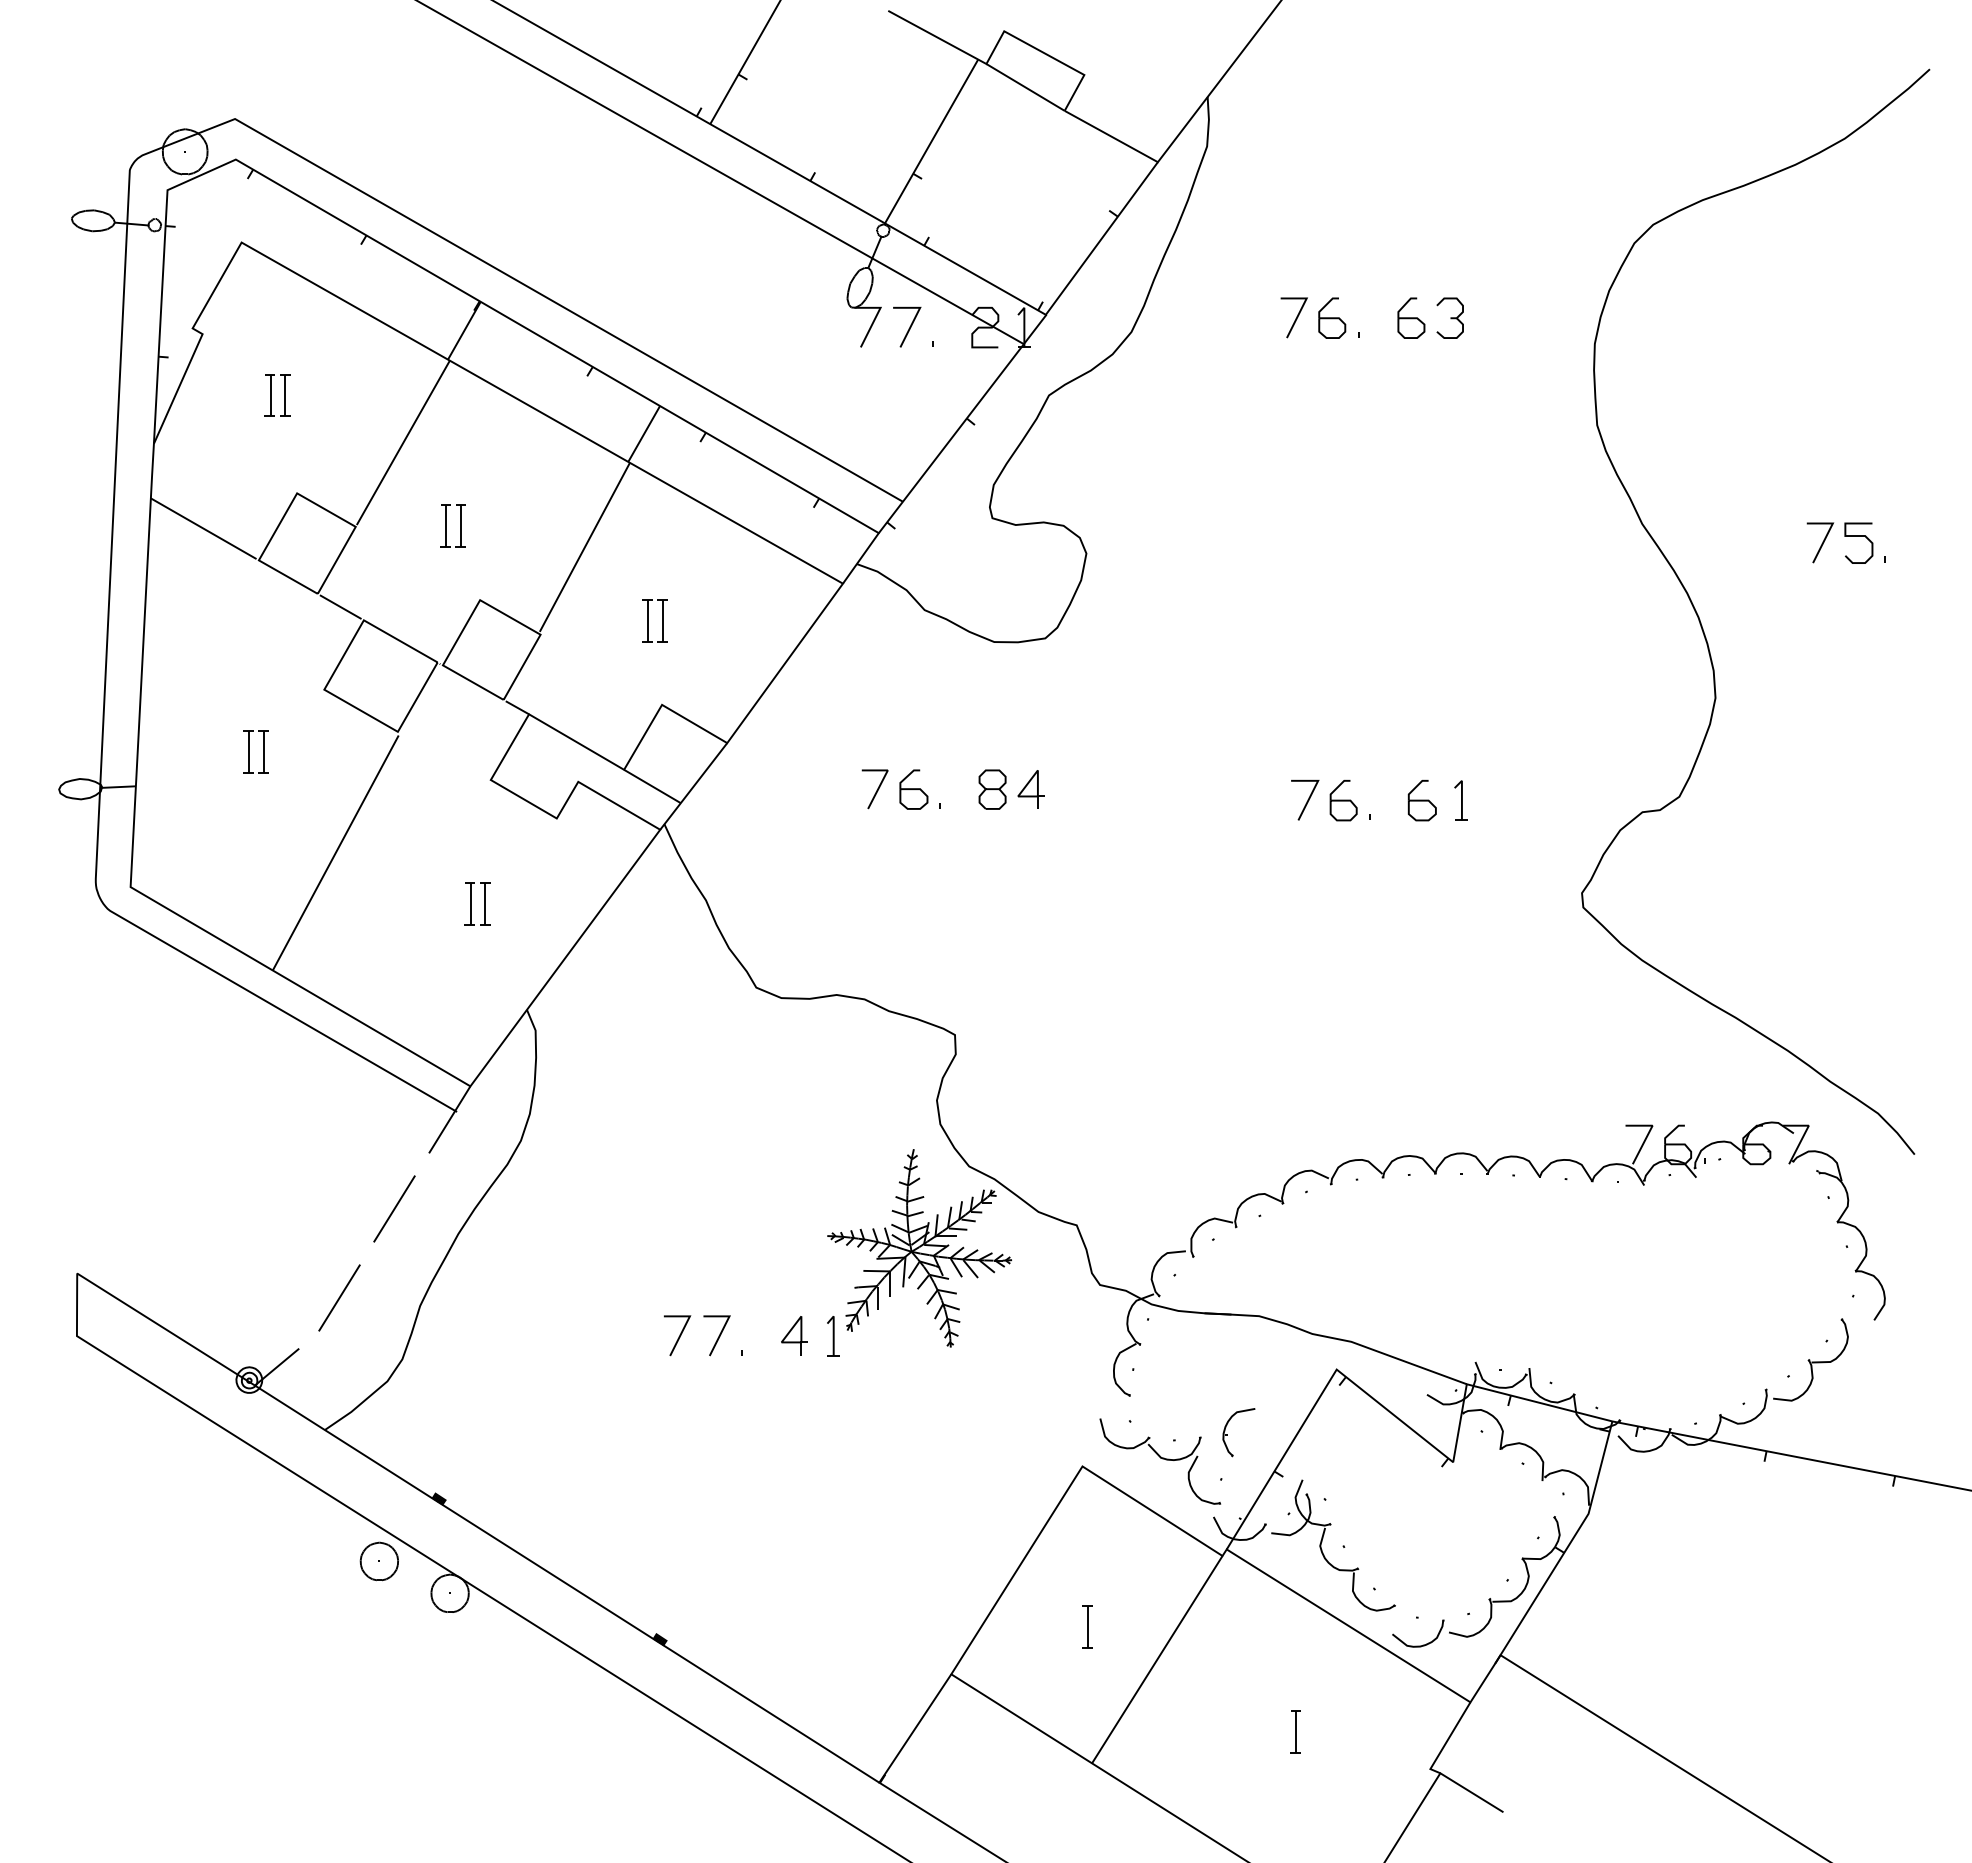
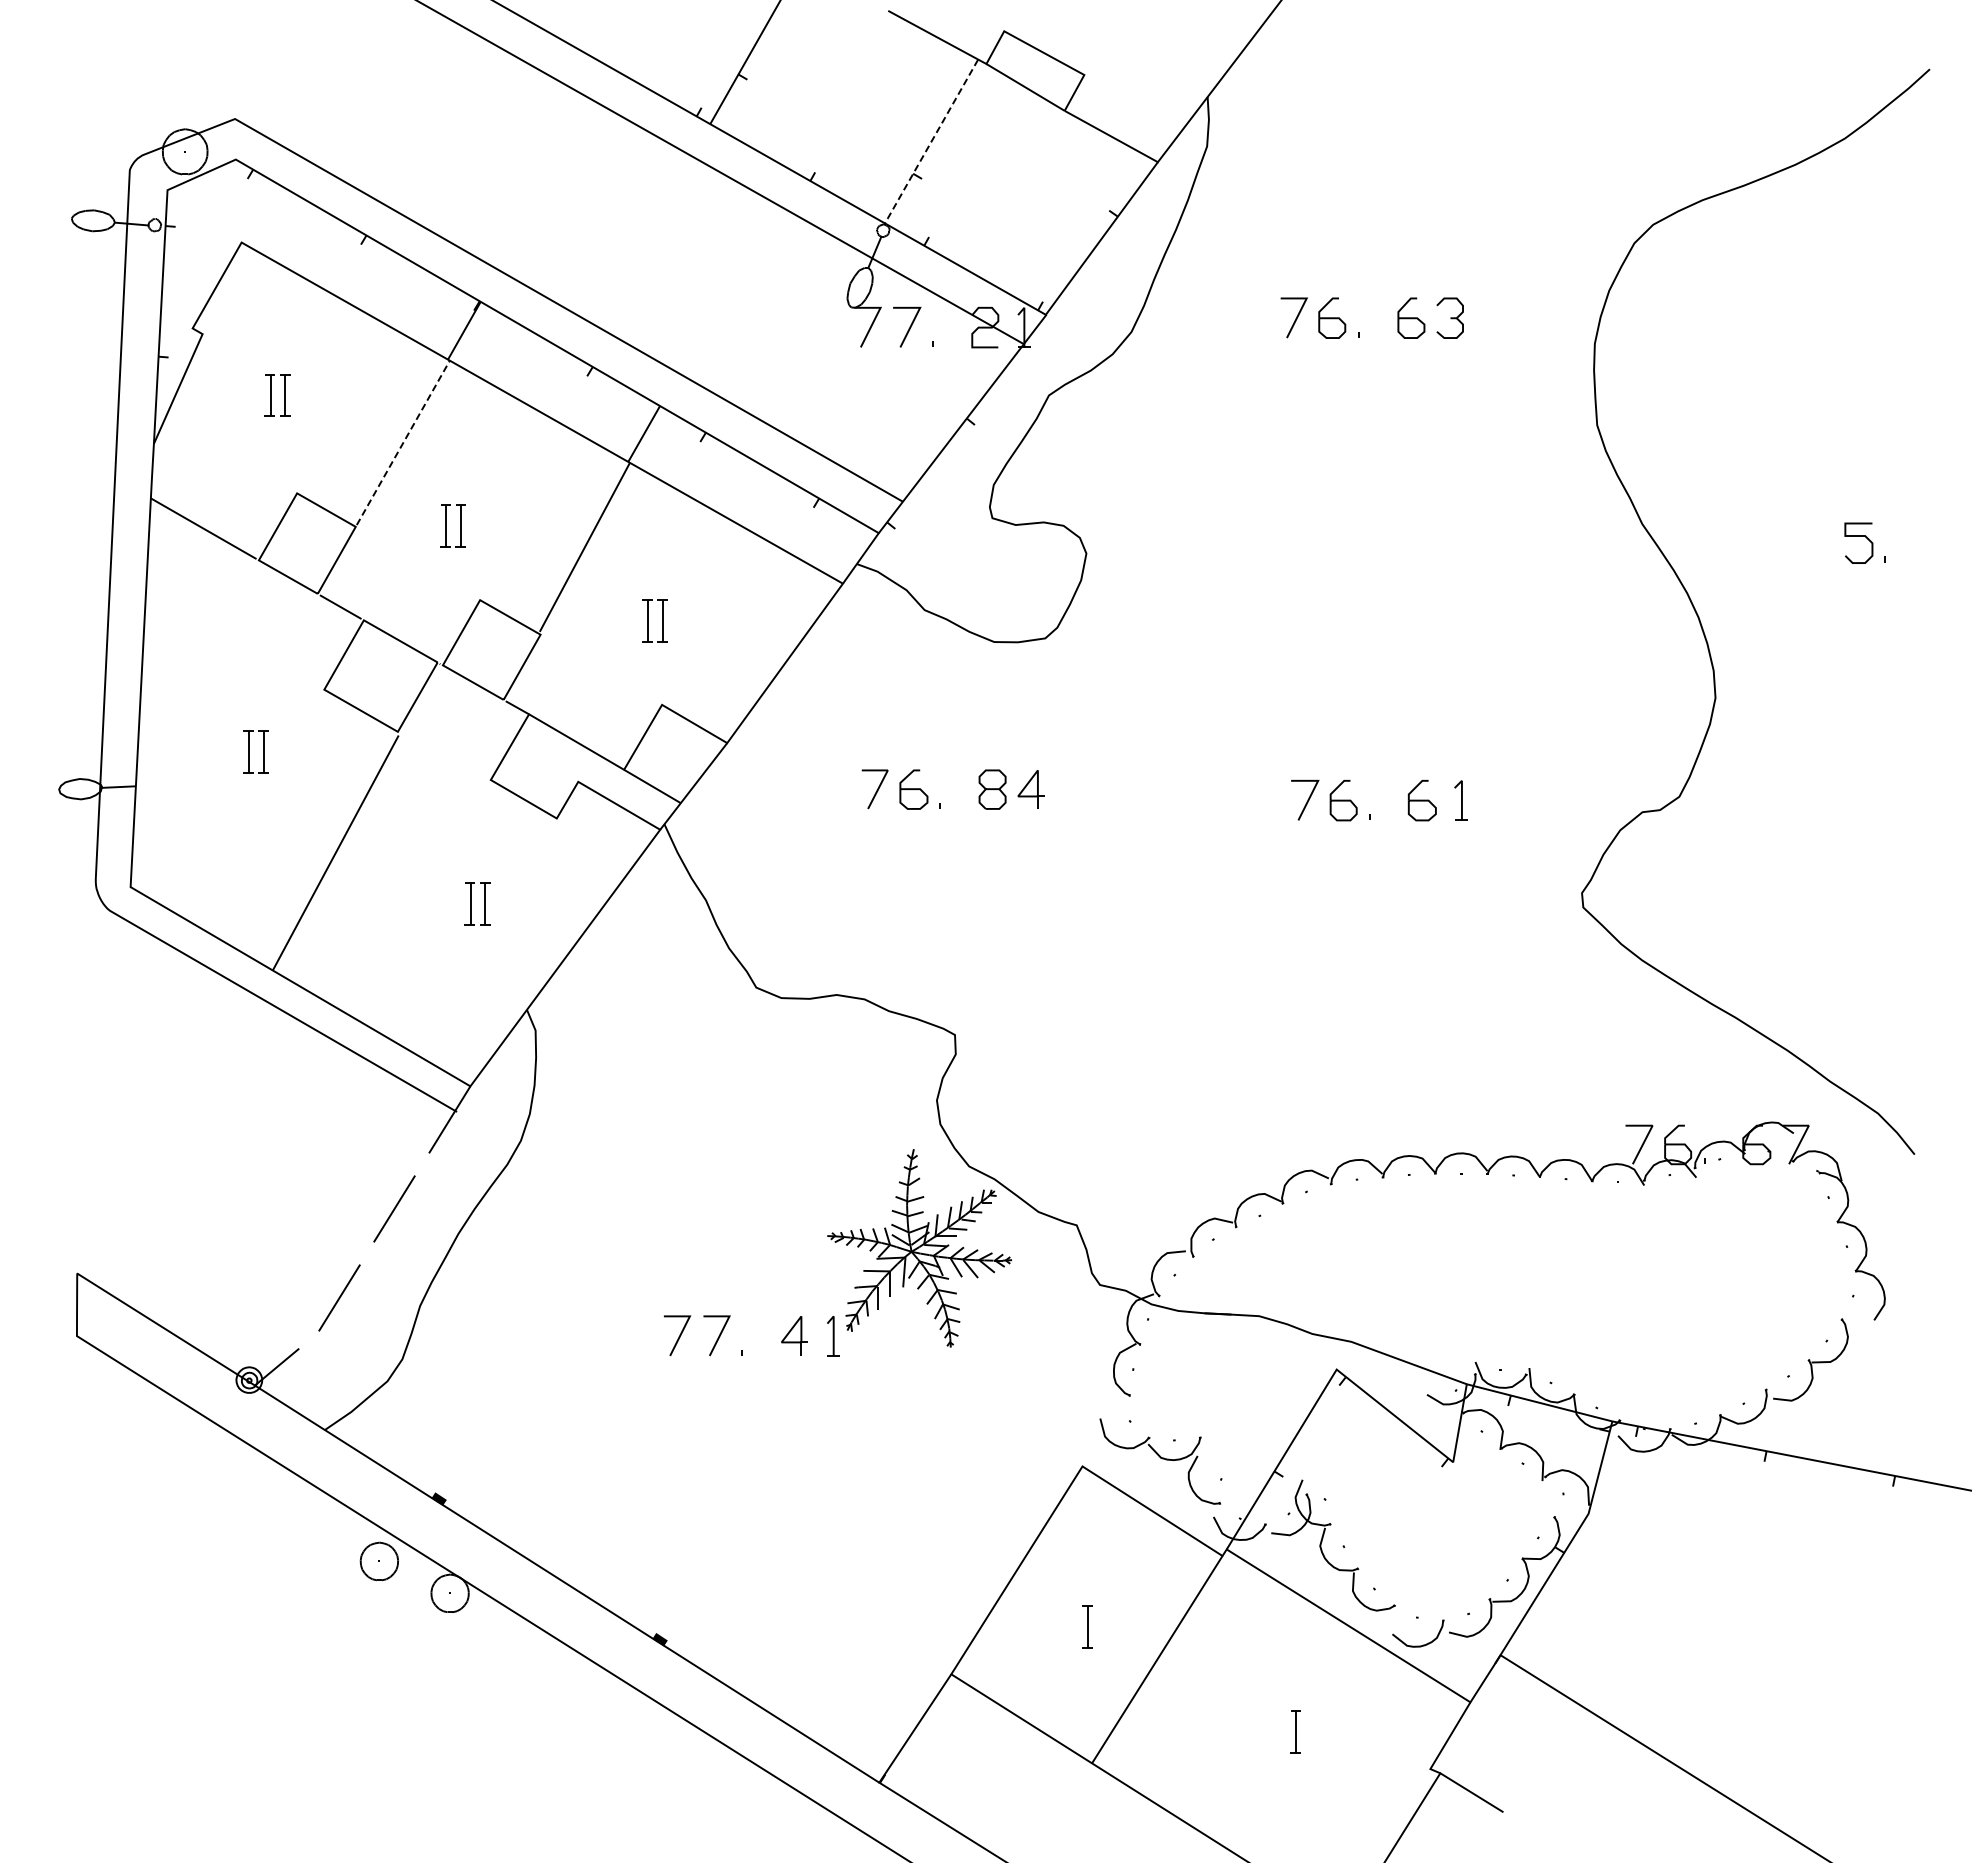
line: solid -> dashed (930, 143)
line: solid -> dashed (403, 442)
line: present -> none (1821, 543)
part: present -> none (1227, 1434)
